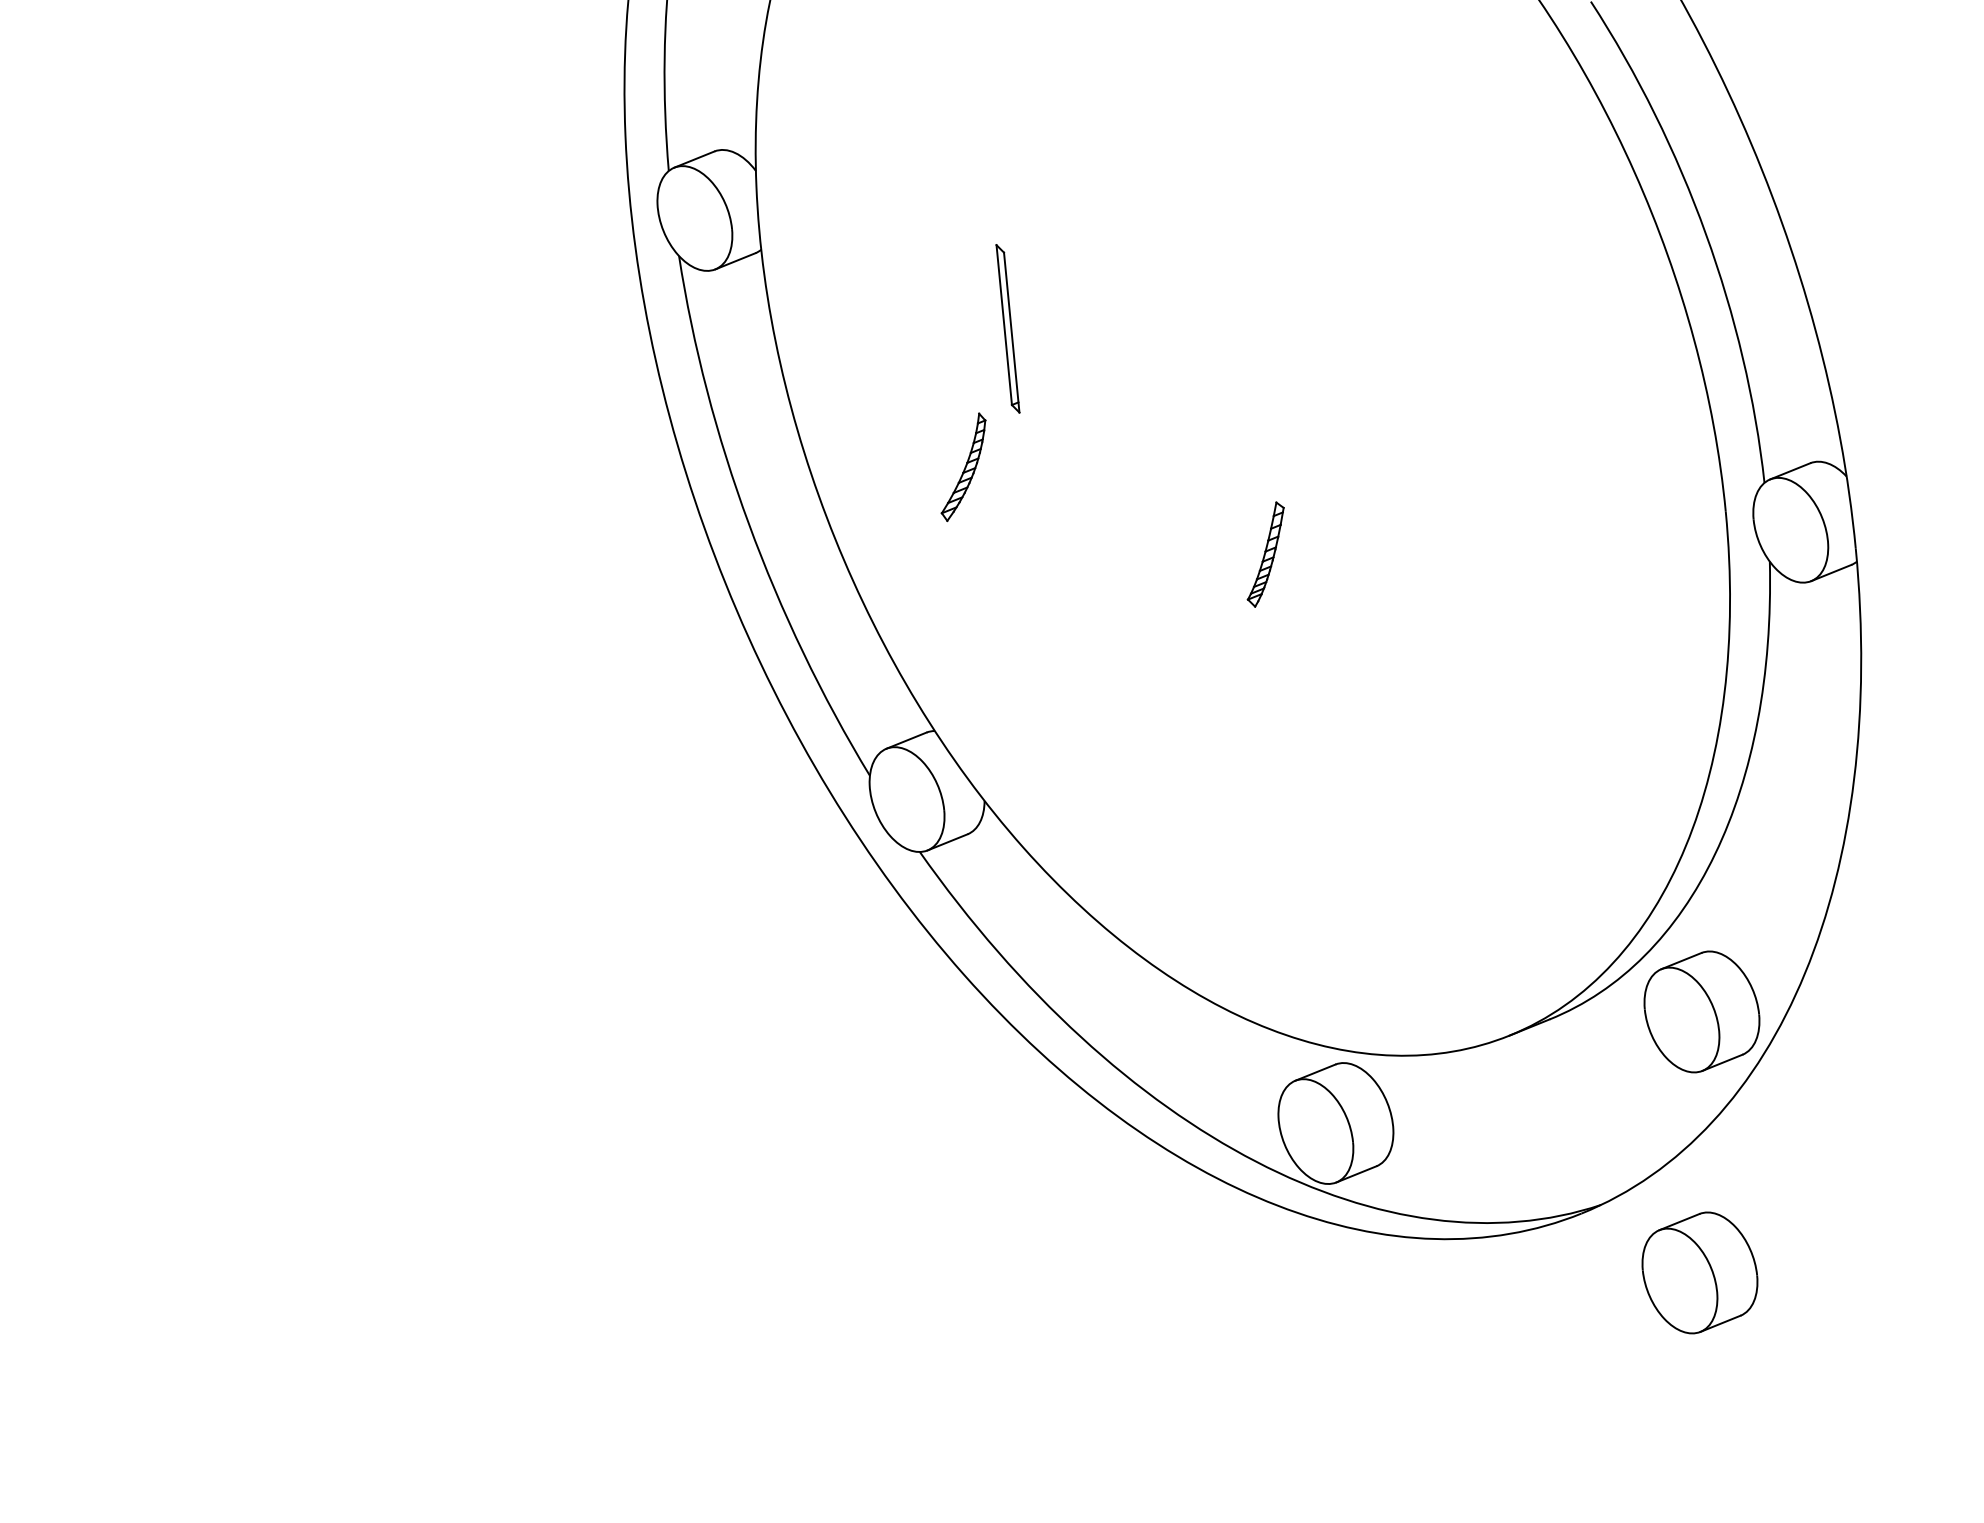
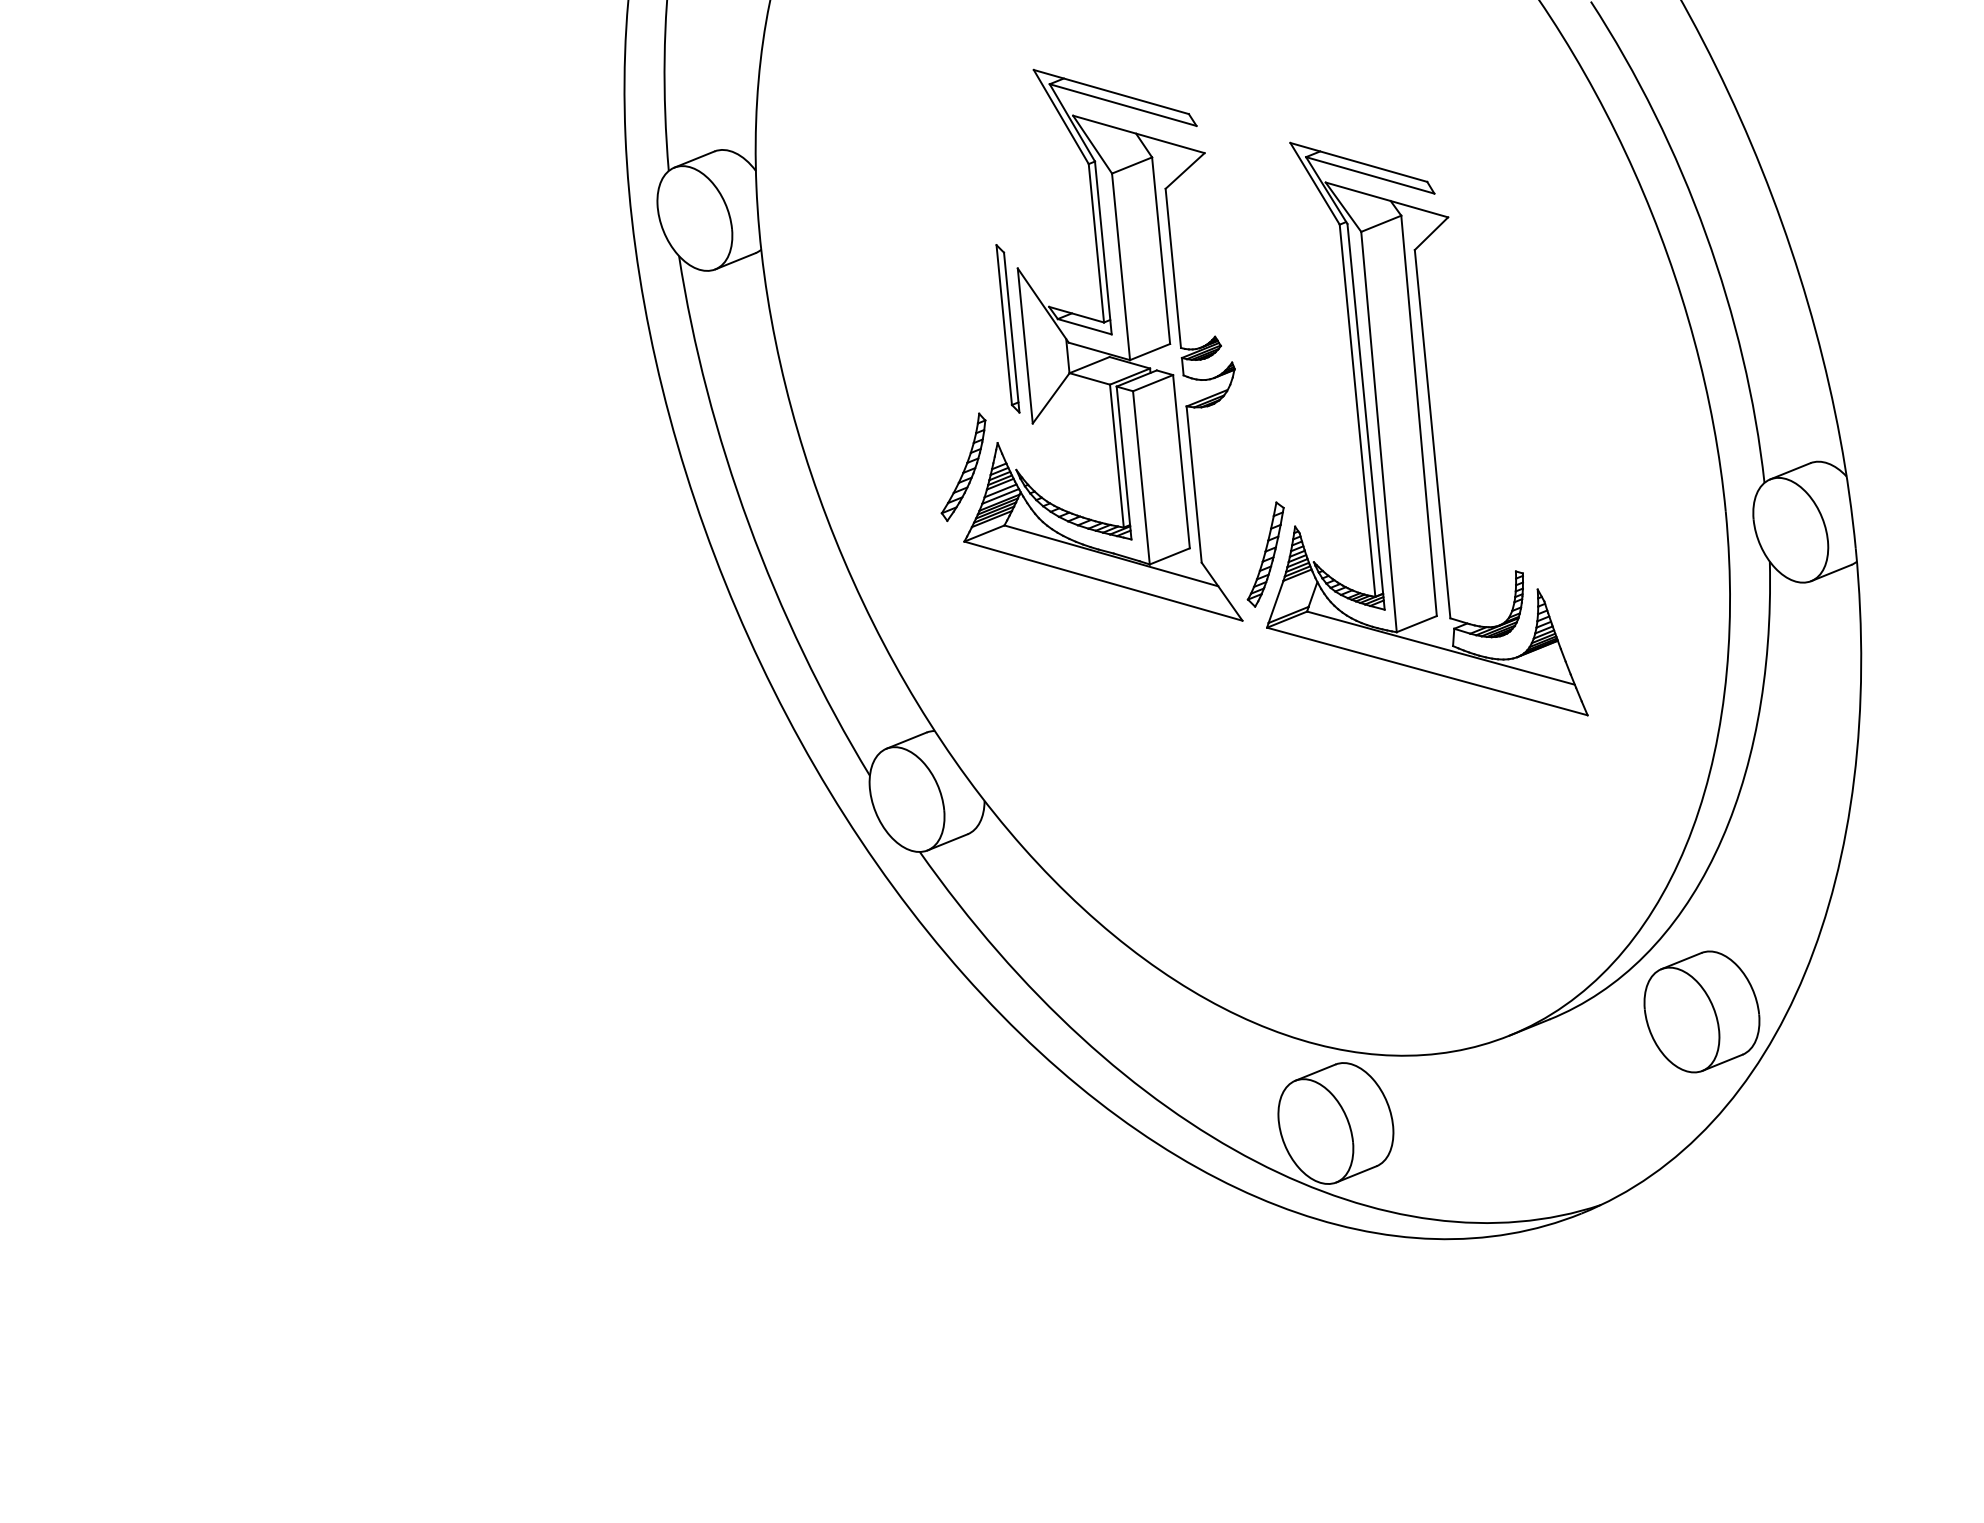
part: none -> present (1100, 350)
part: none -> present (1427, 428)
part: present -> none (1699, 1272)
